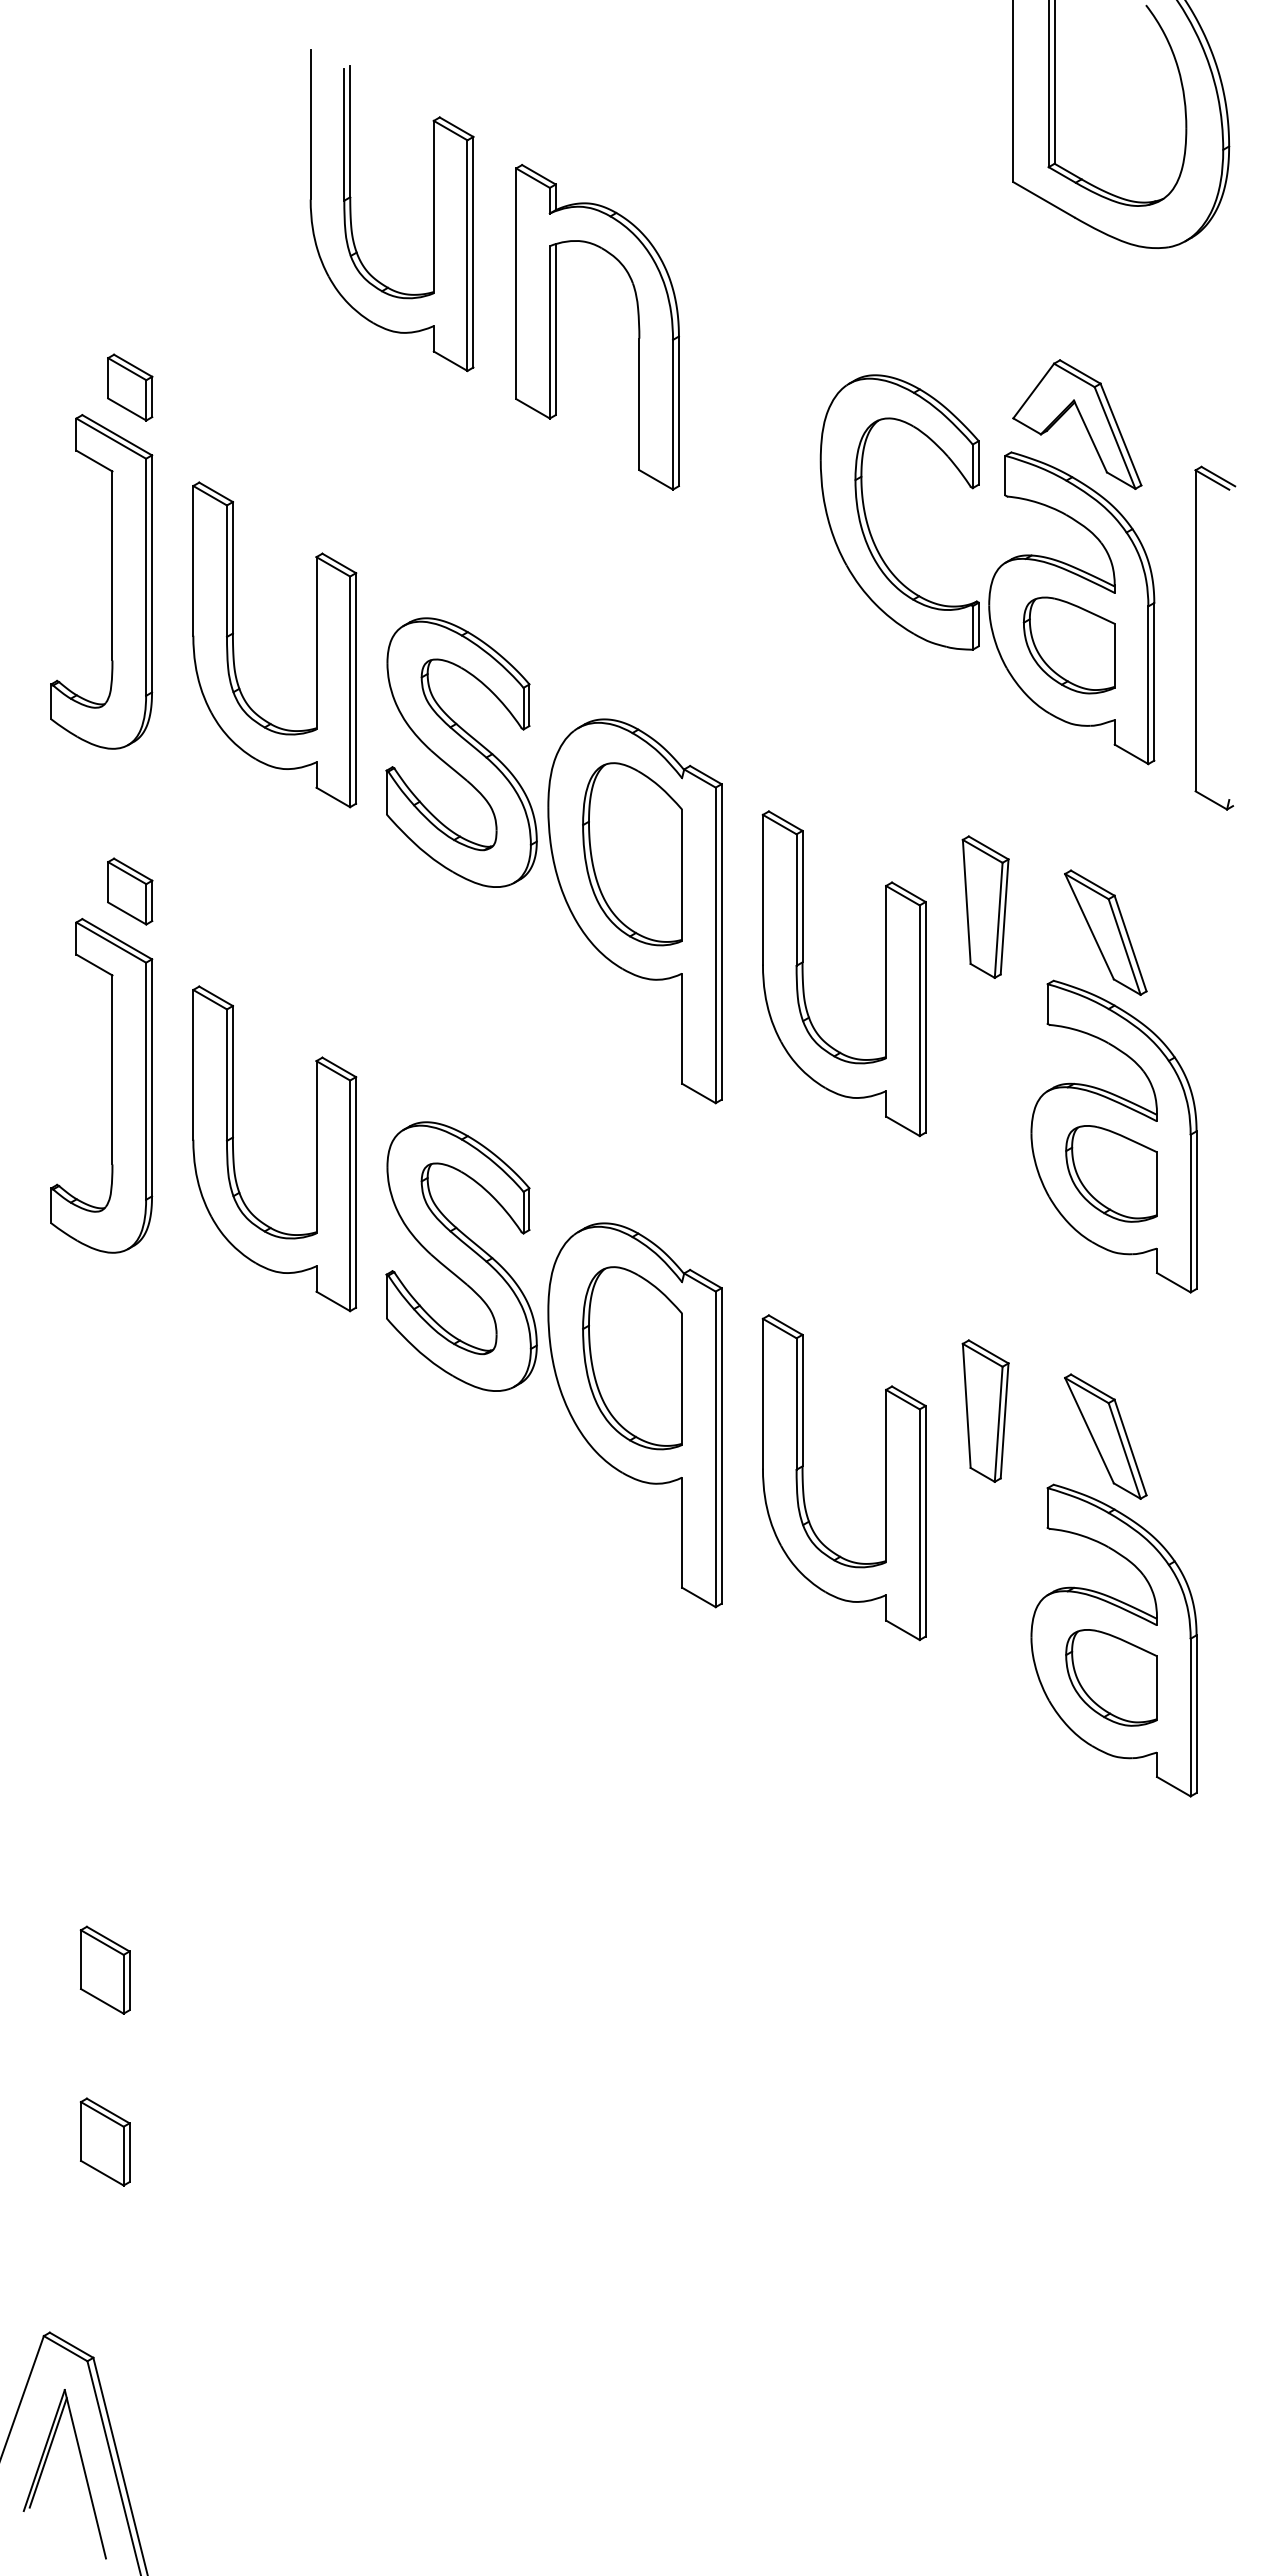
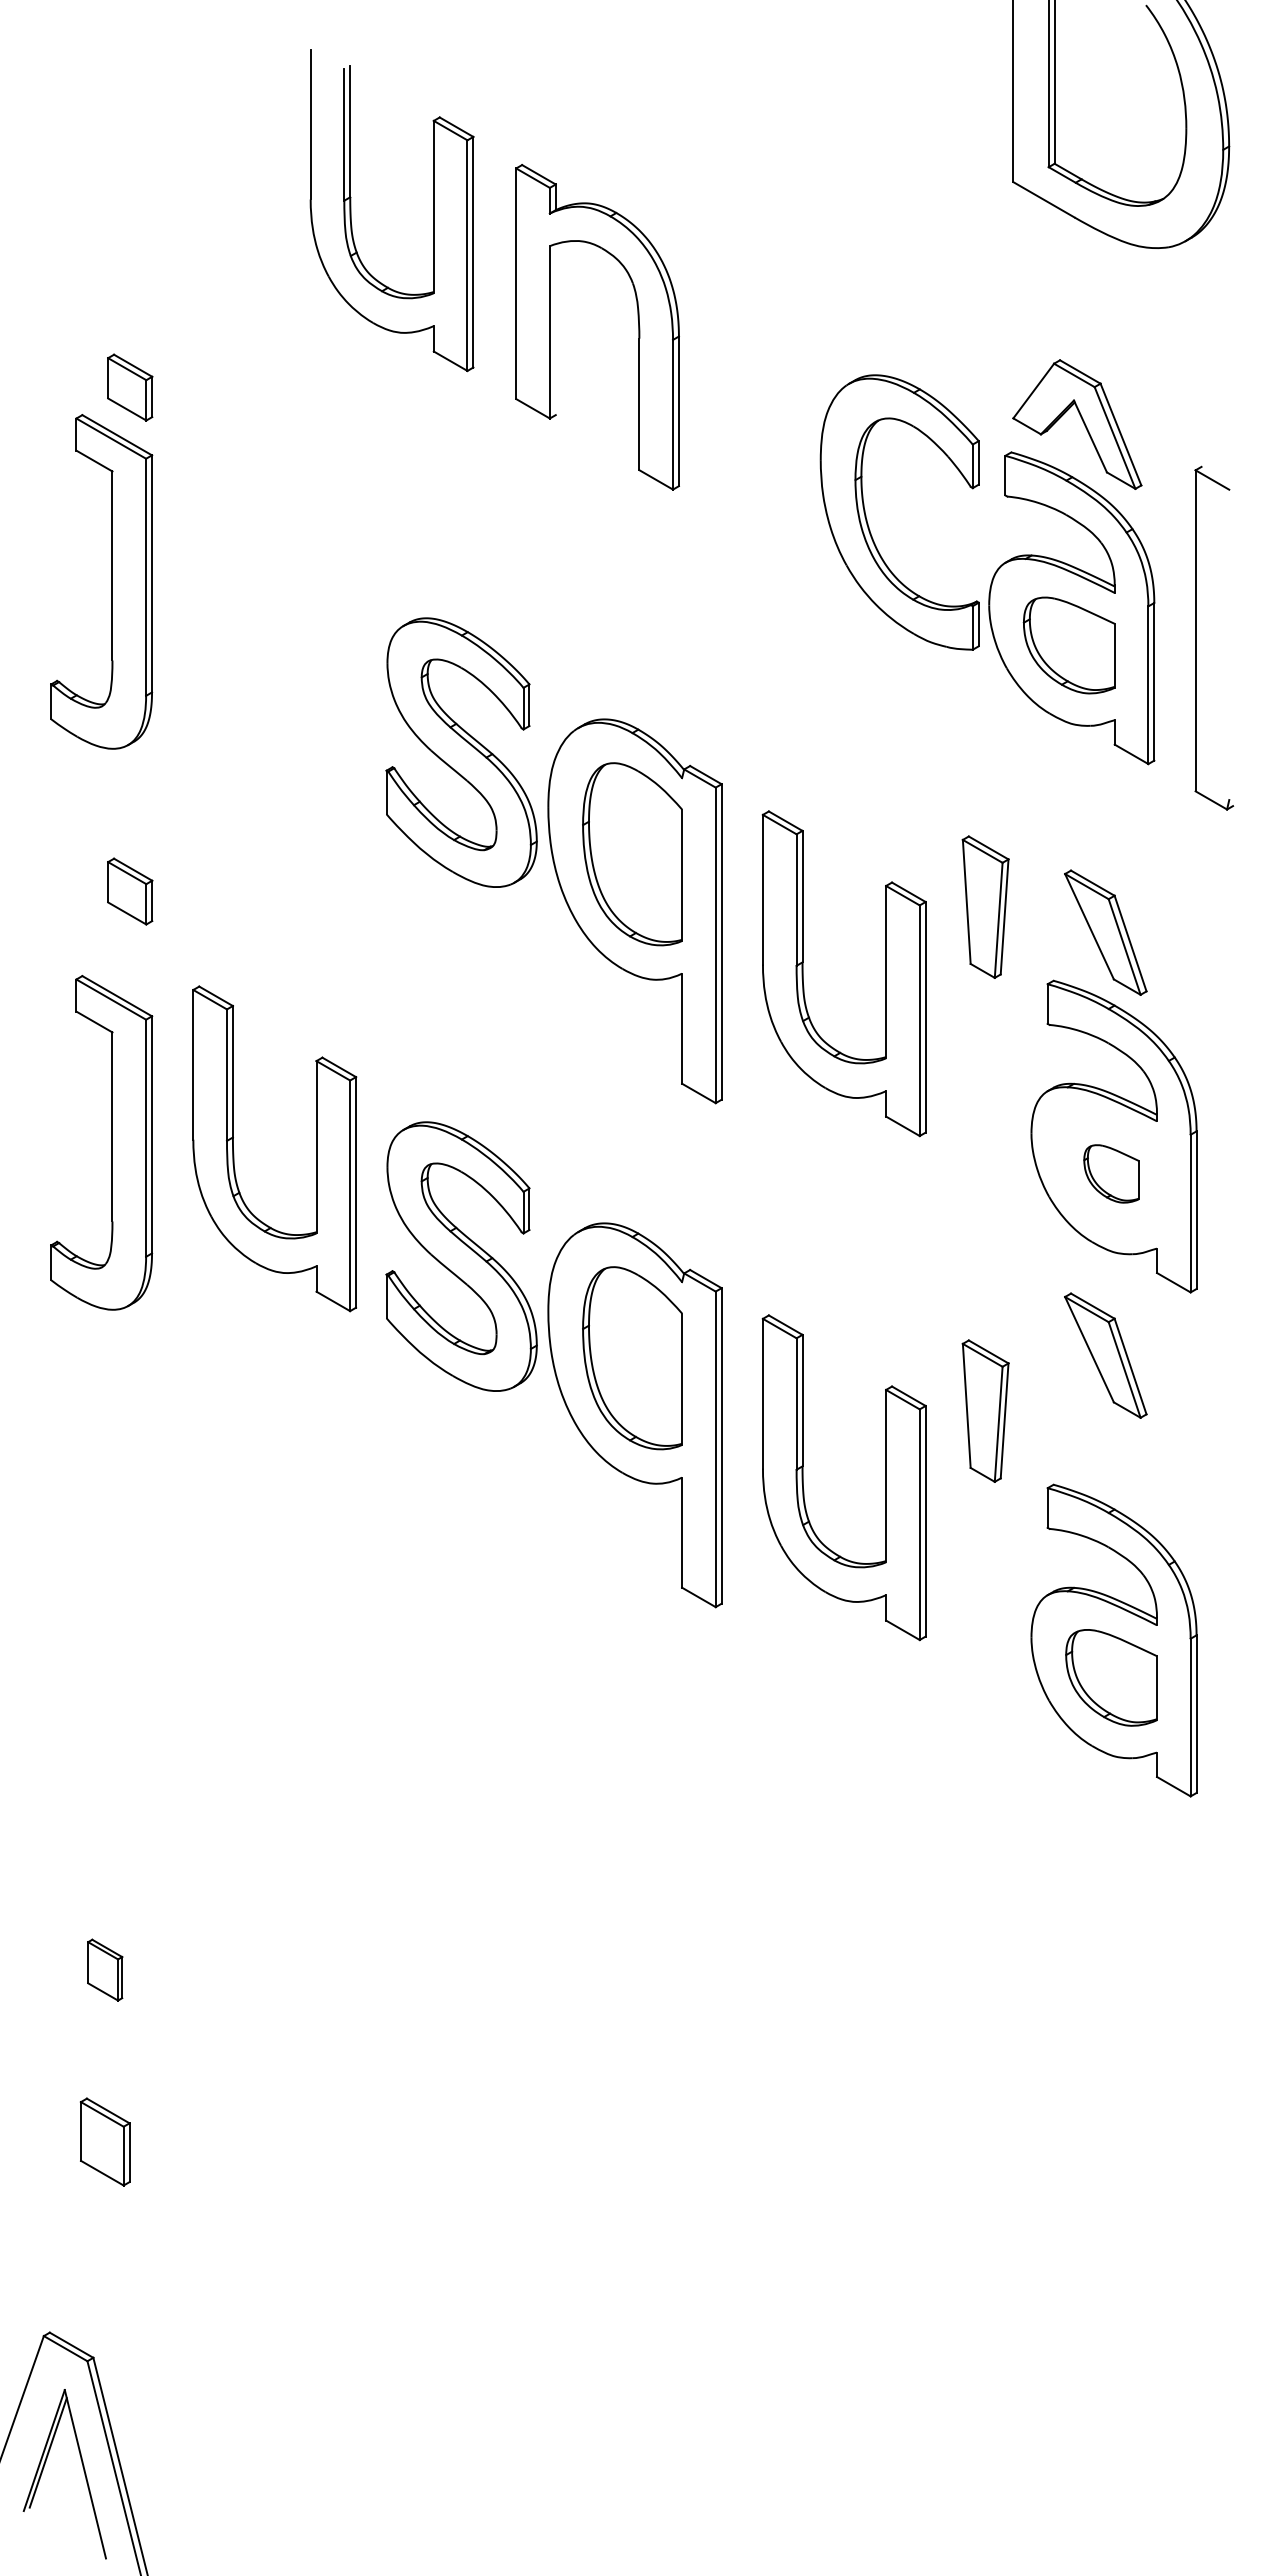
line: present -> none (555, 329)
line: present -> none (1218, 476)
part: present -> none (234, 649)
part position: (111, 1085) -> (111, 1142) (111, 1142)
part size: 93x98 px -> 57x60 px (1111, 1173)
part position: (1105, 1436) -> (1105, 1355) (1105, 1355)
part size: 52x90 px -> 37x64 px (105, 1969)
